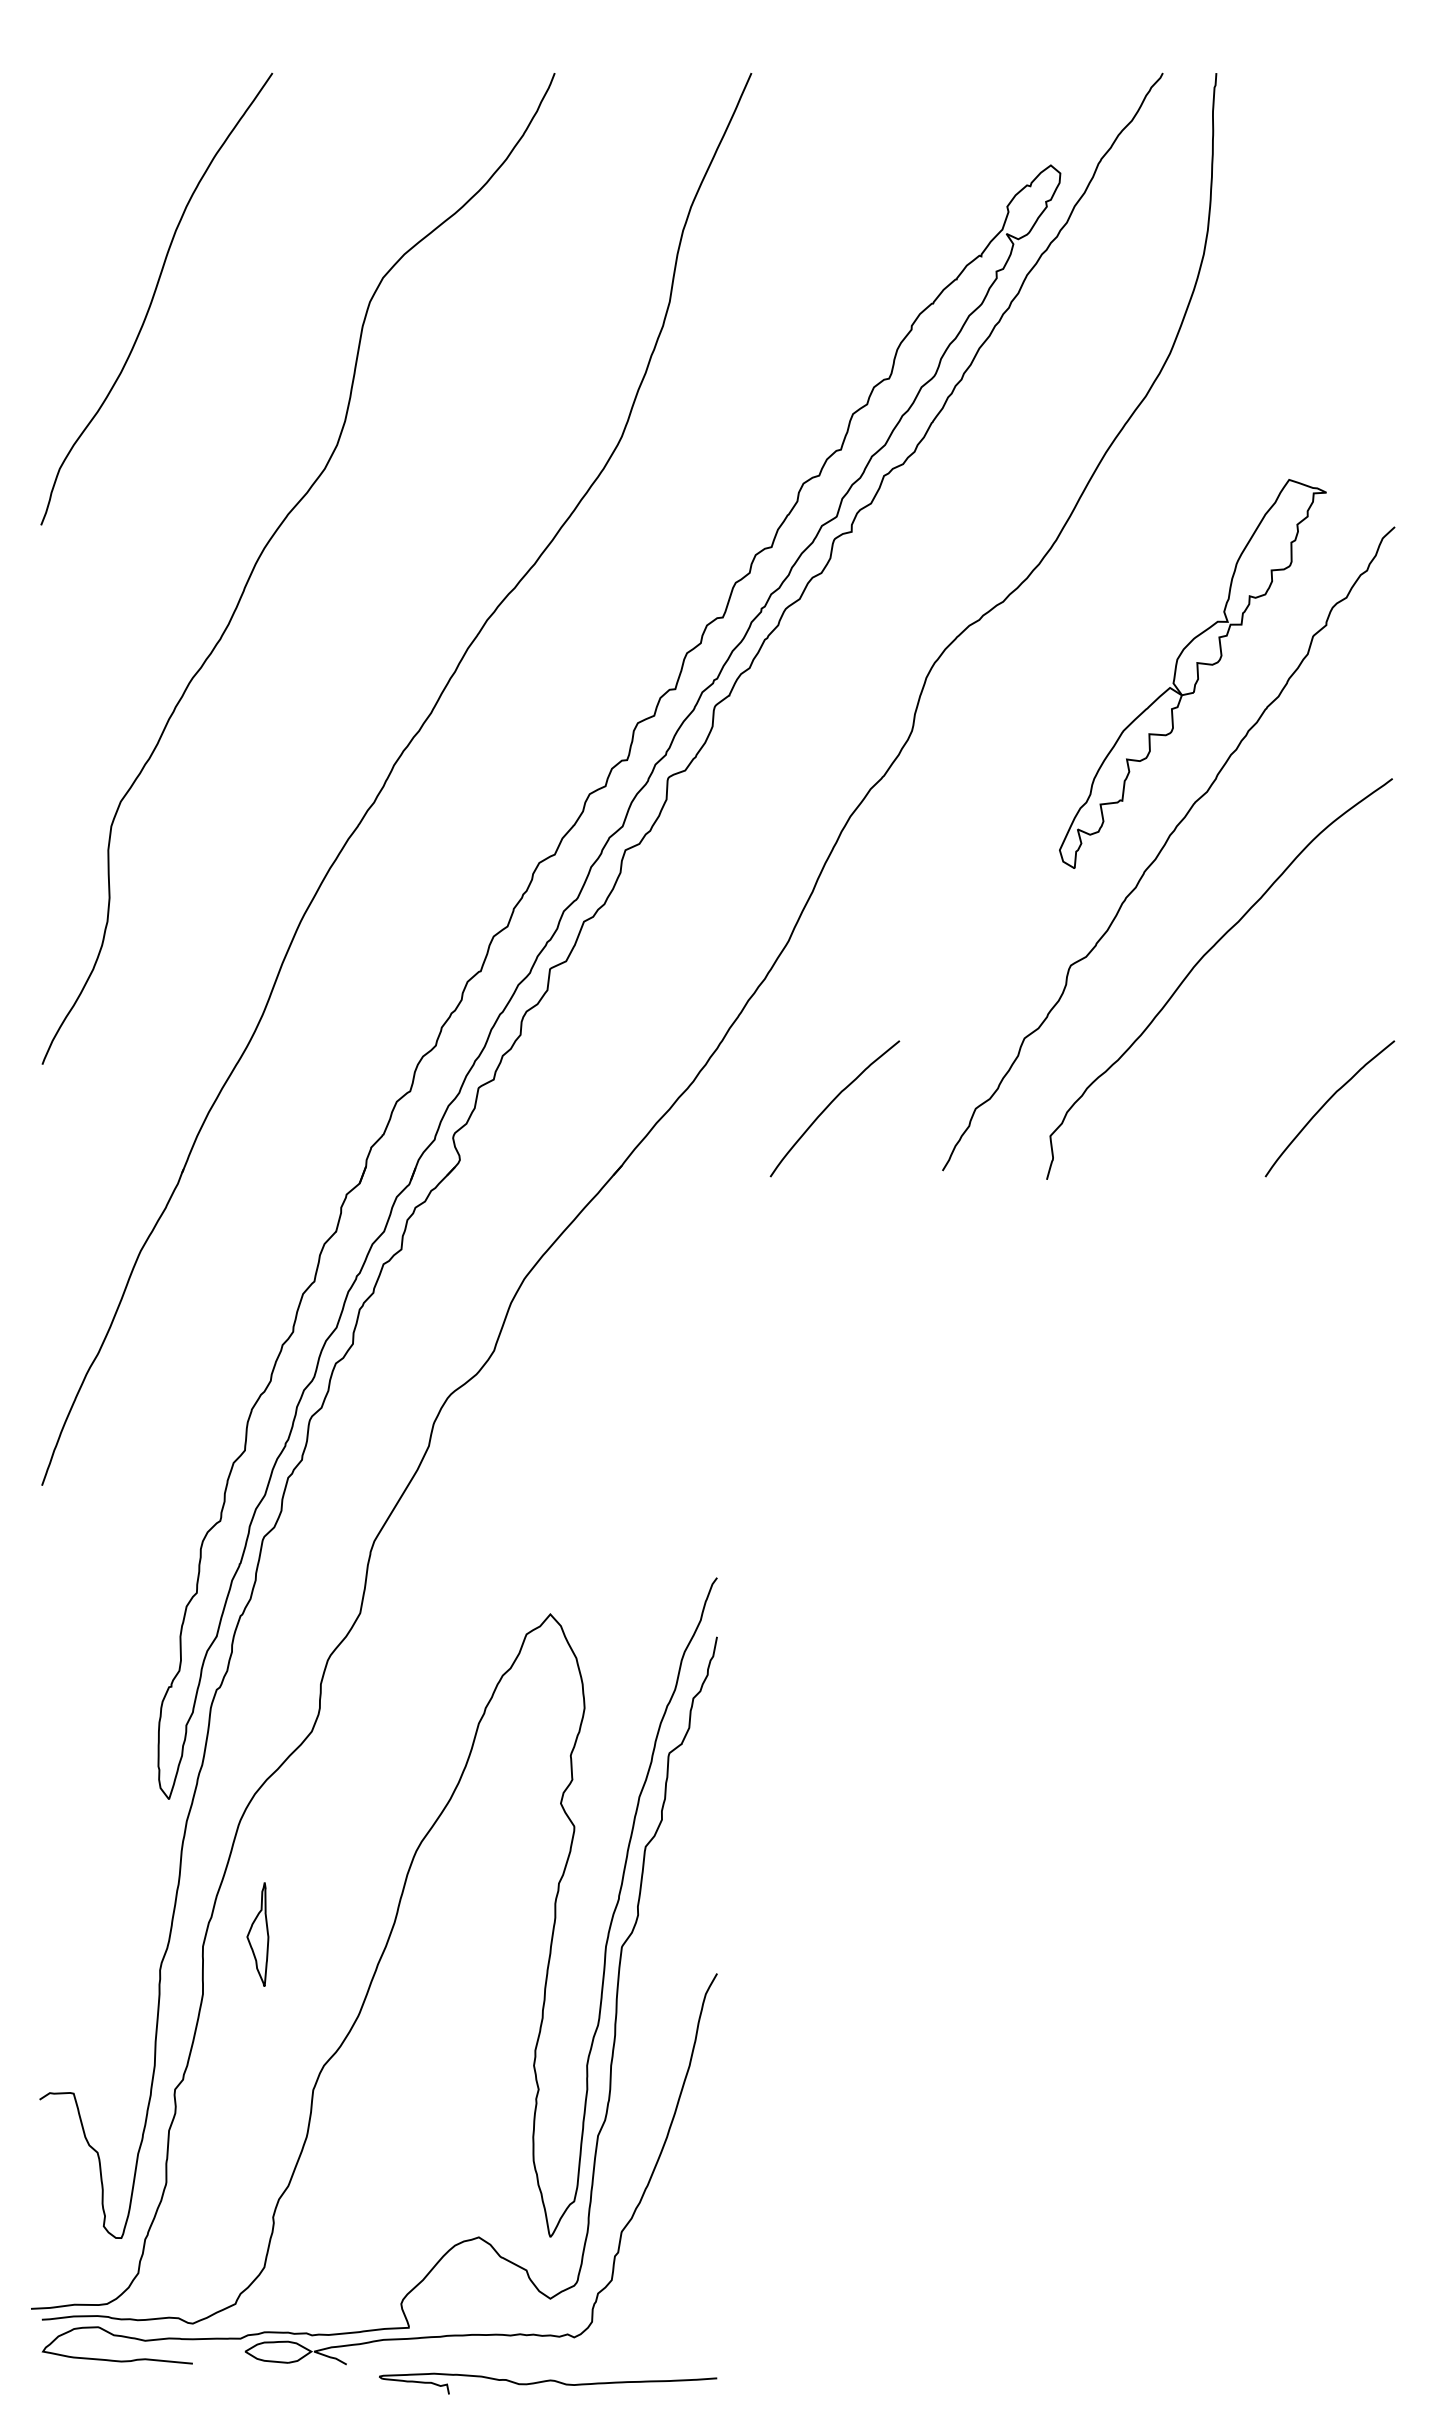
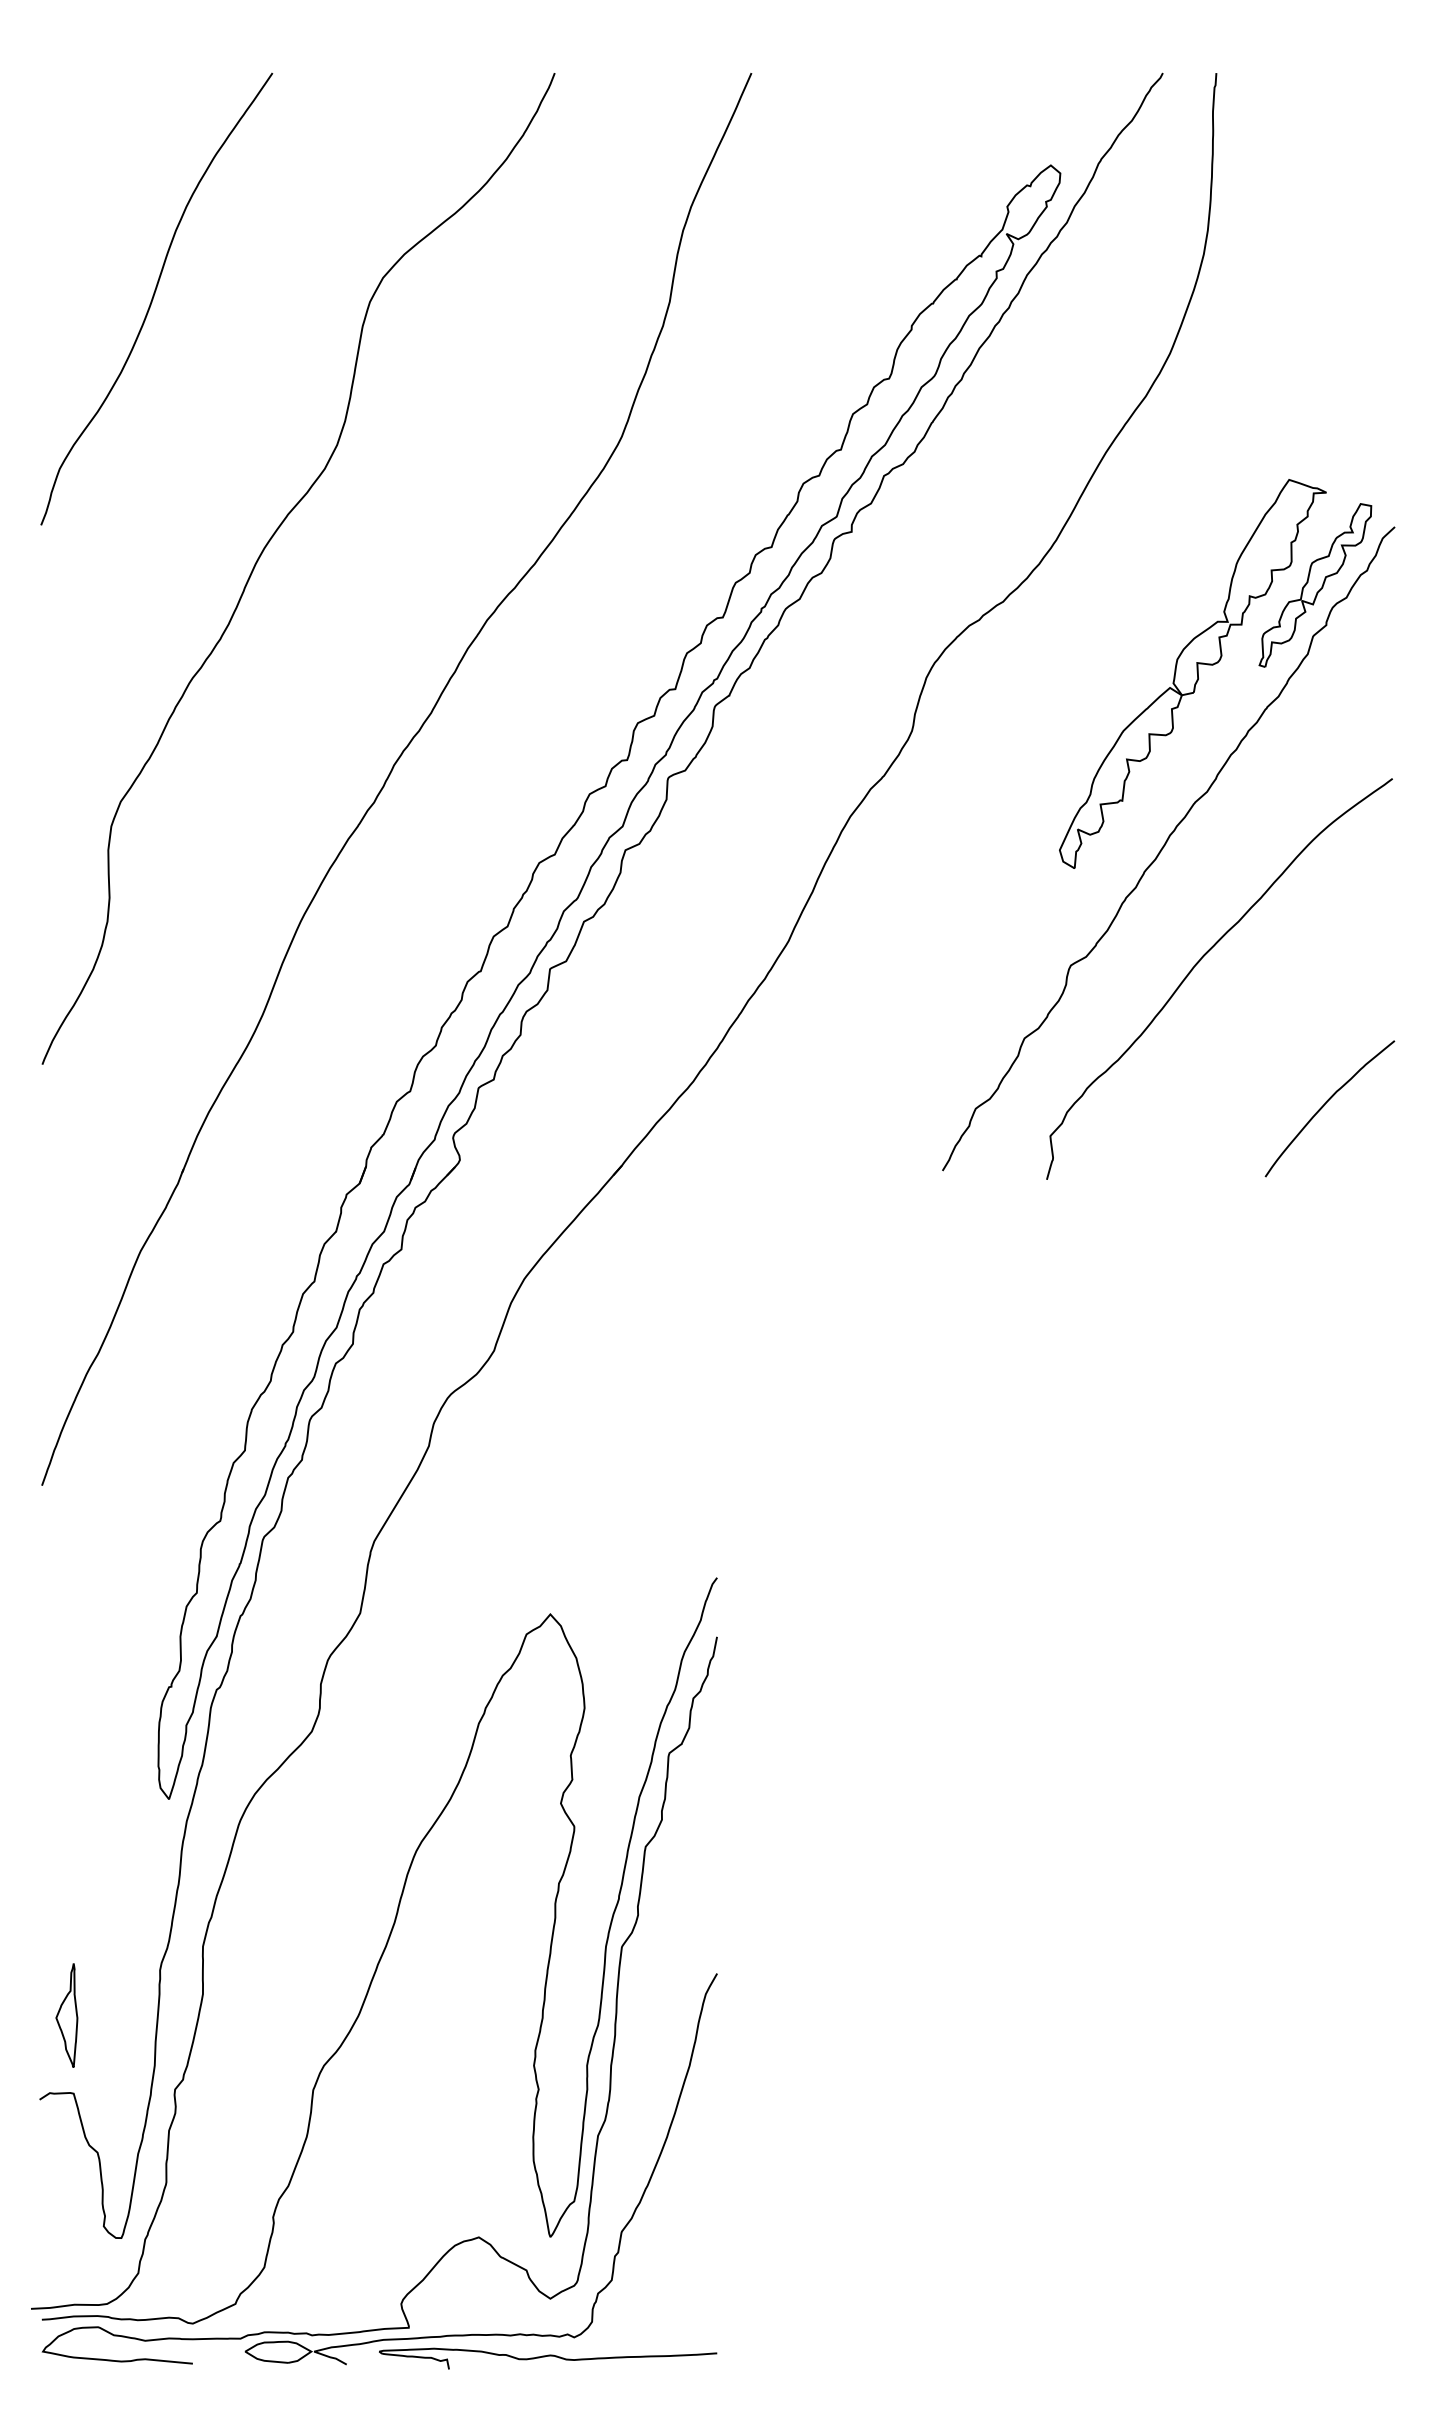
part: none -> present (1315, 585)
curve: present -> none (829, 1106)
part position: (257, 1934) -> (66, 2015) (66, 2015)
curve position: (548, 2381) -> (548, 2356) (548, 2356)
